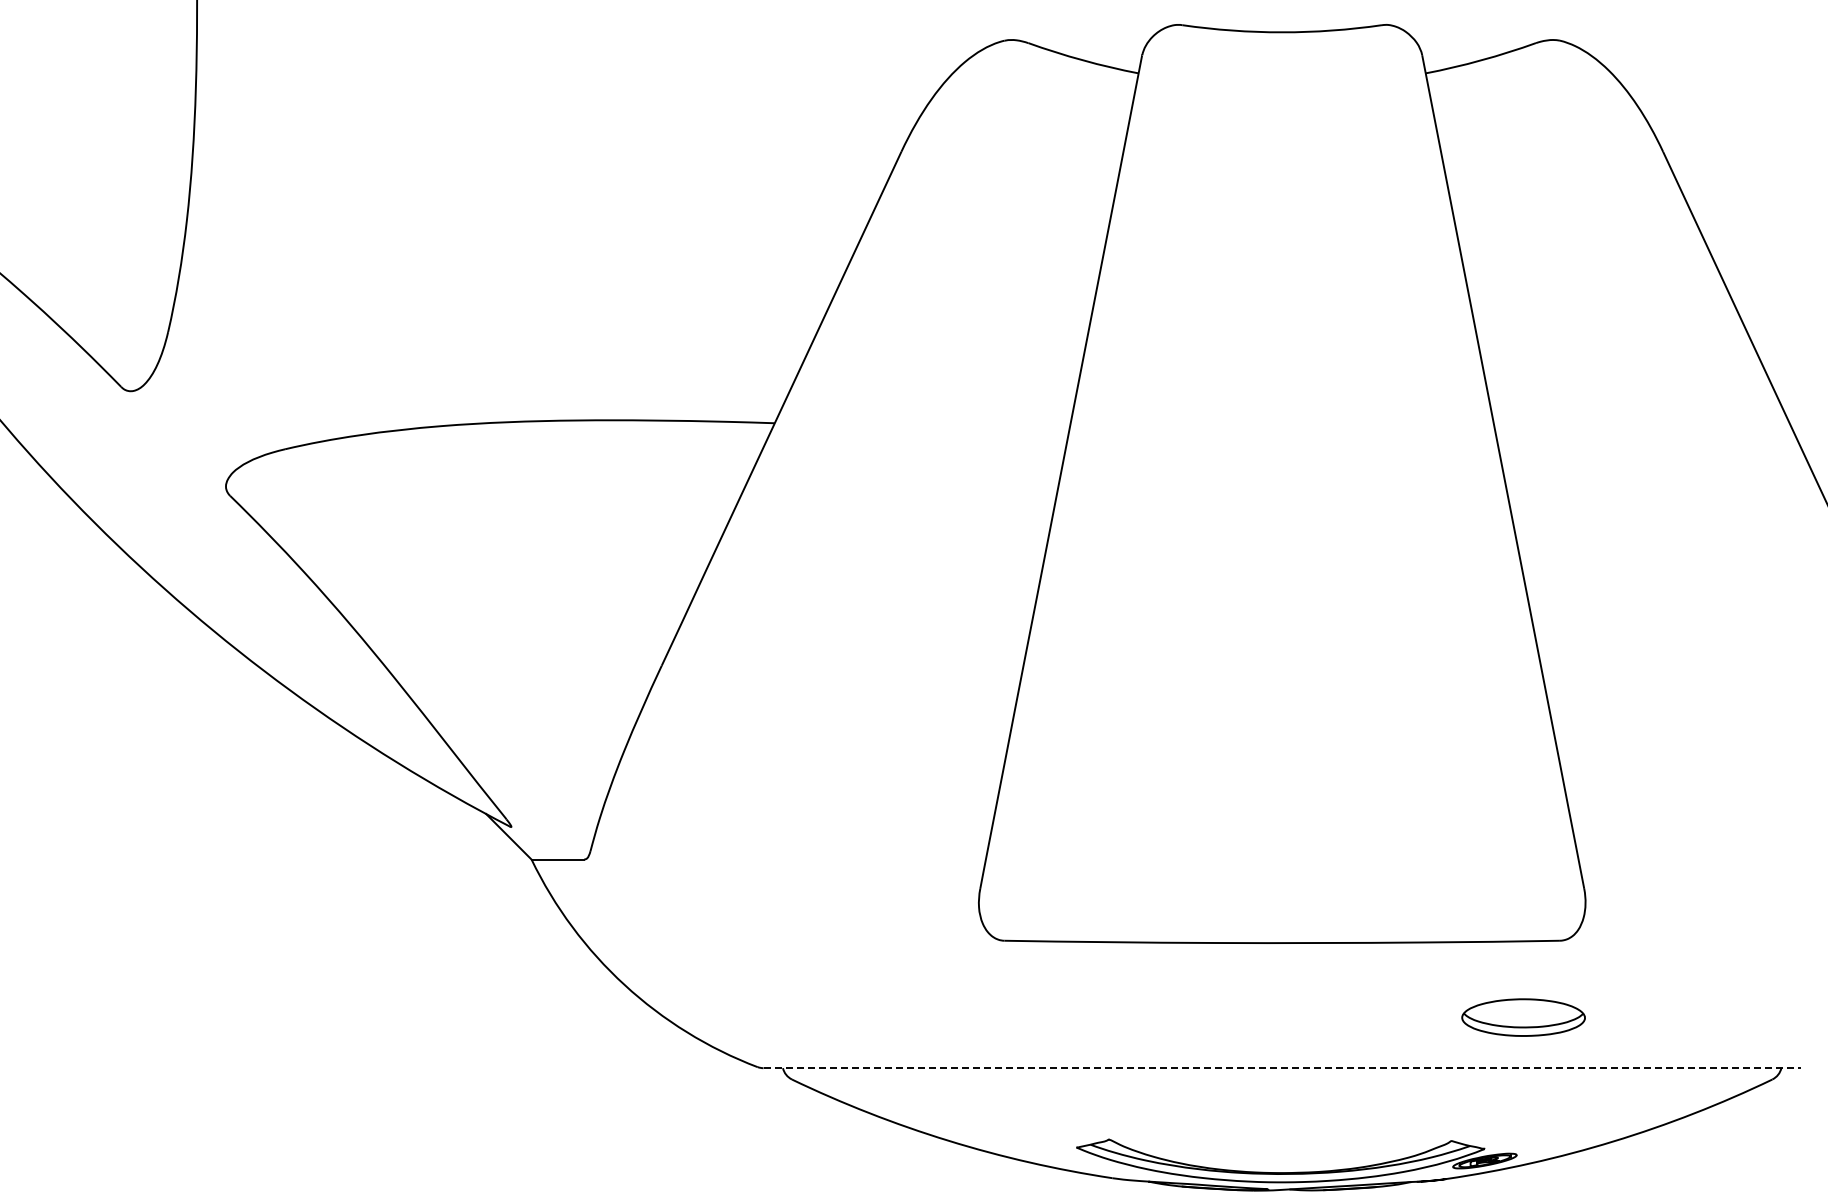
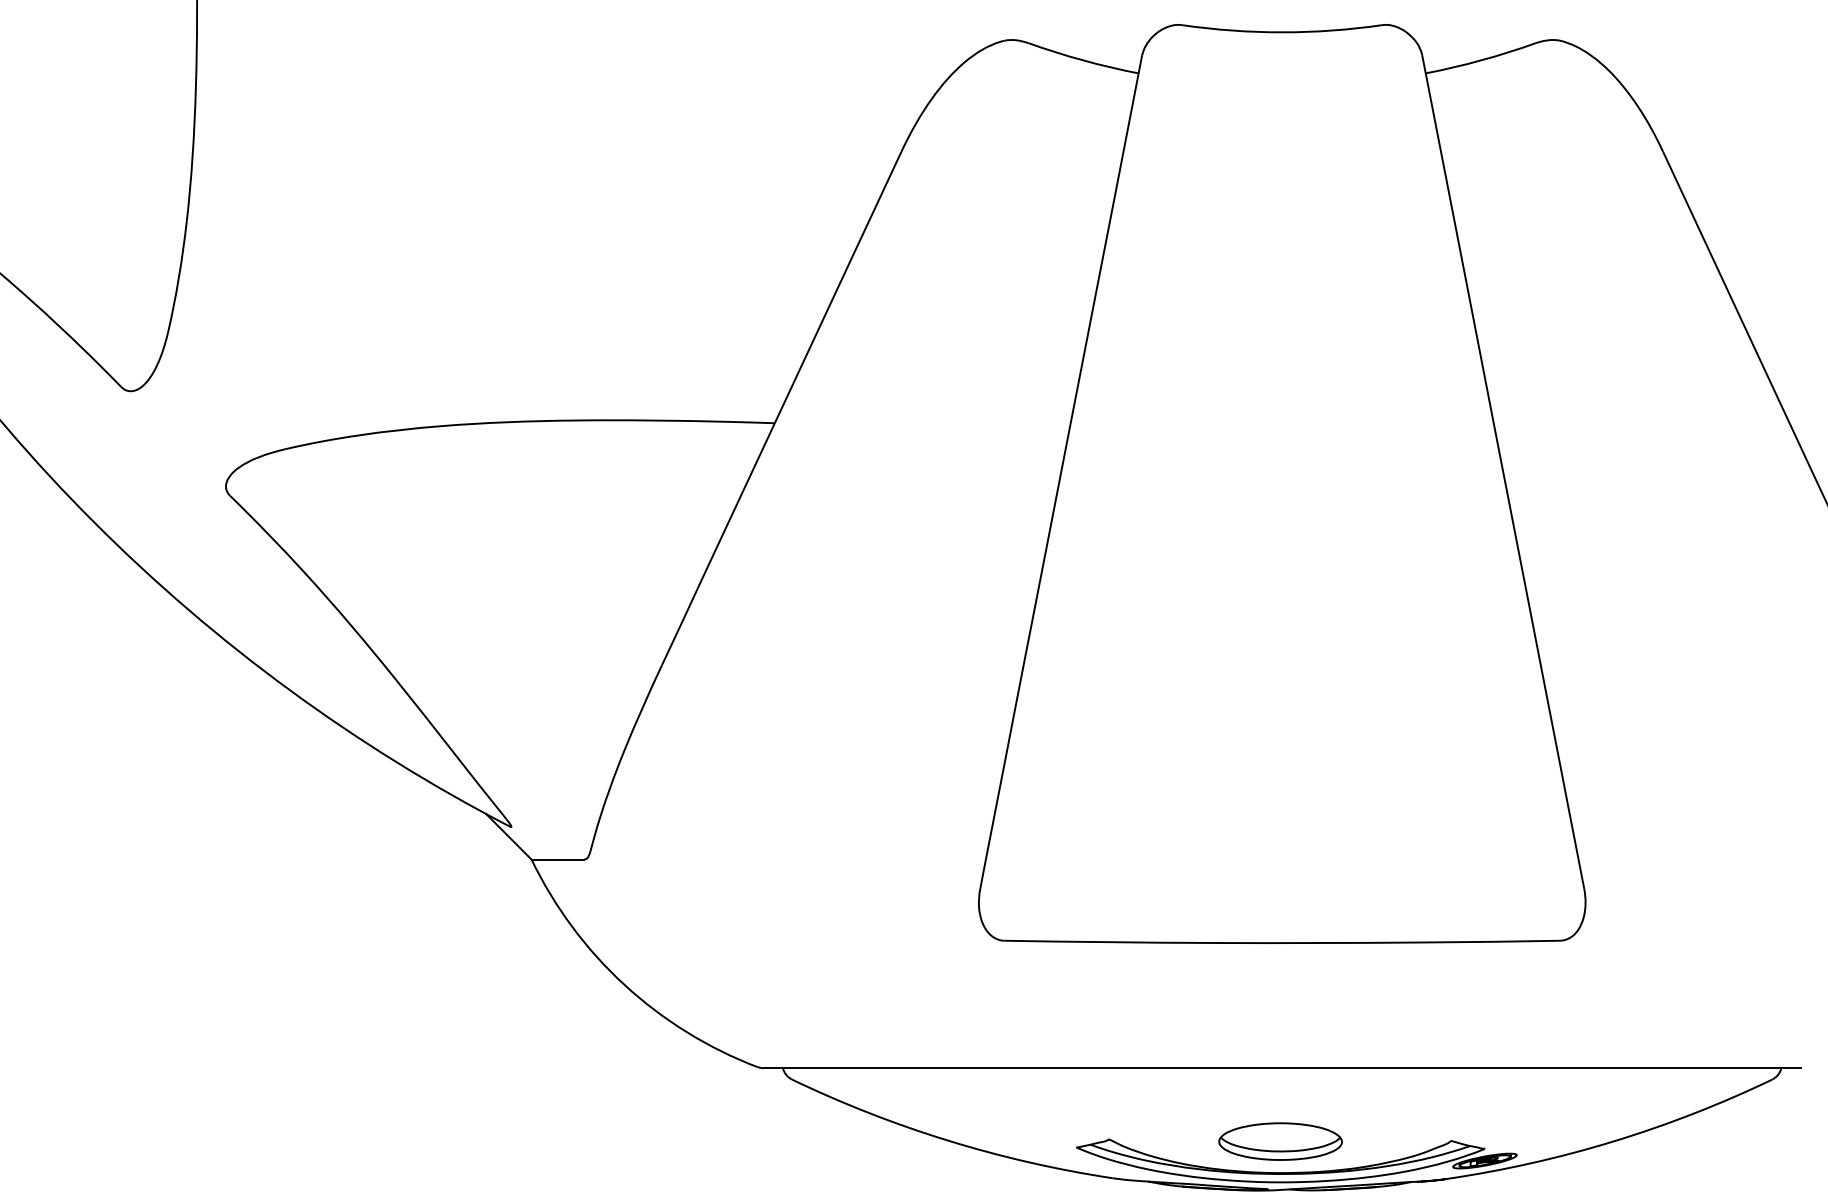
part position: (1523, 1017) -> (1280, 1141) (1280, 1141)
line: dashed -> solid (1282, 1068)
